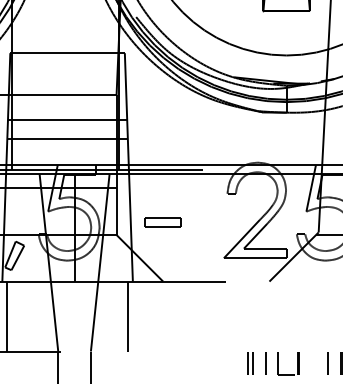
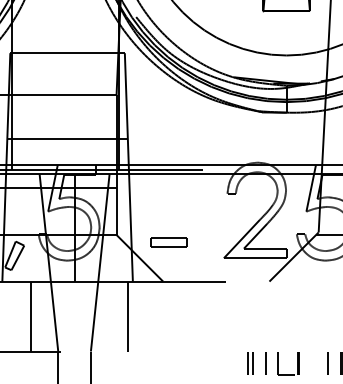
line: present -> none (67, 119)
part position: (162, 222) -> (168, 242) (168, 242)
line position: (7, 316) -> (31, 316) (31, 316)
